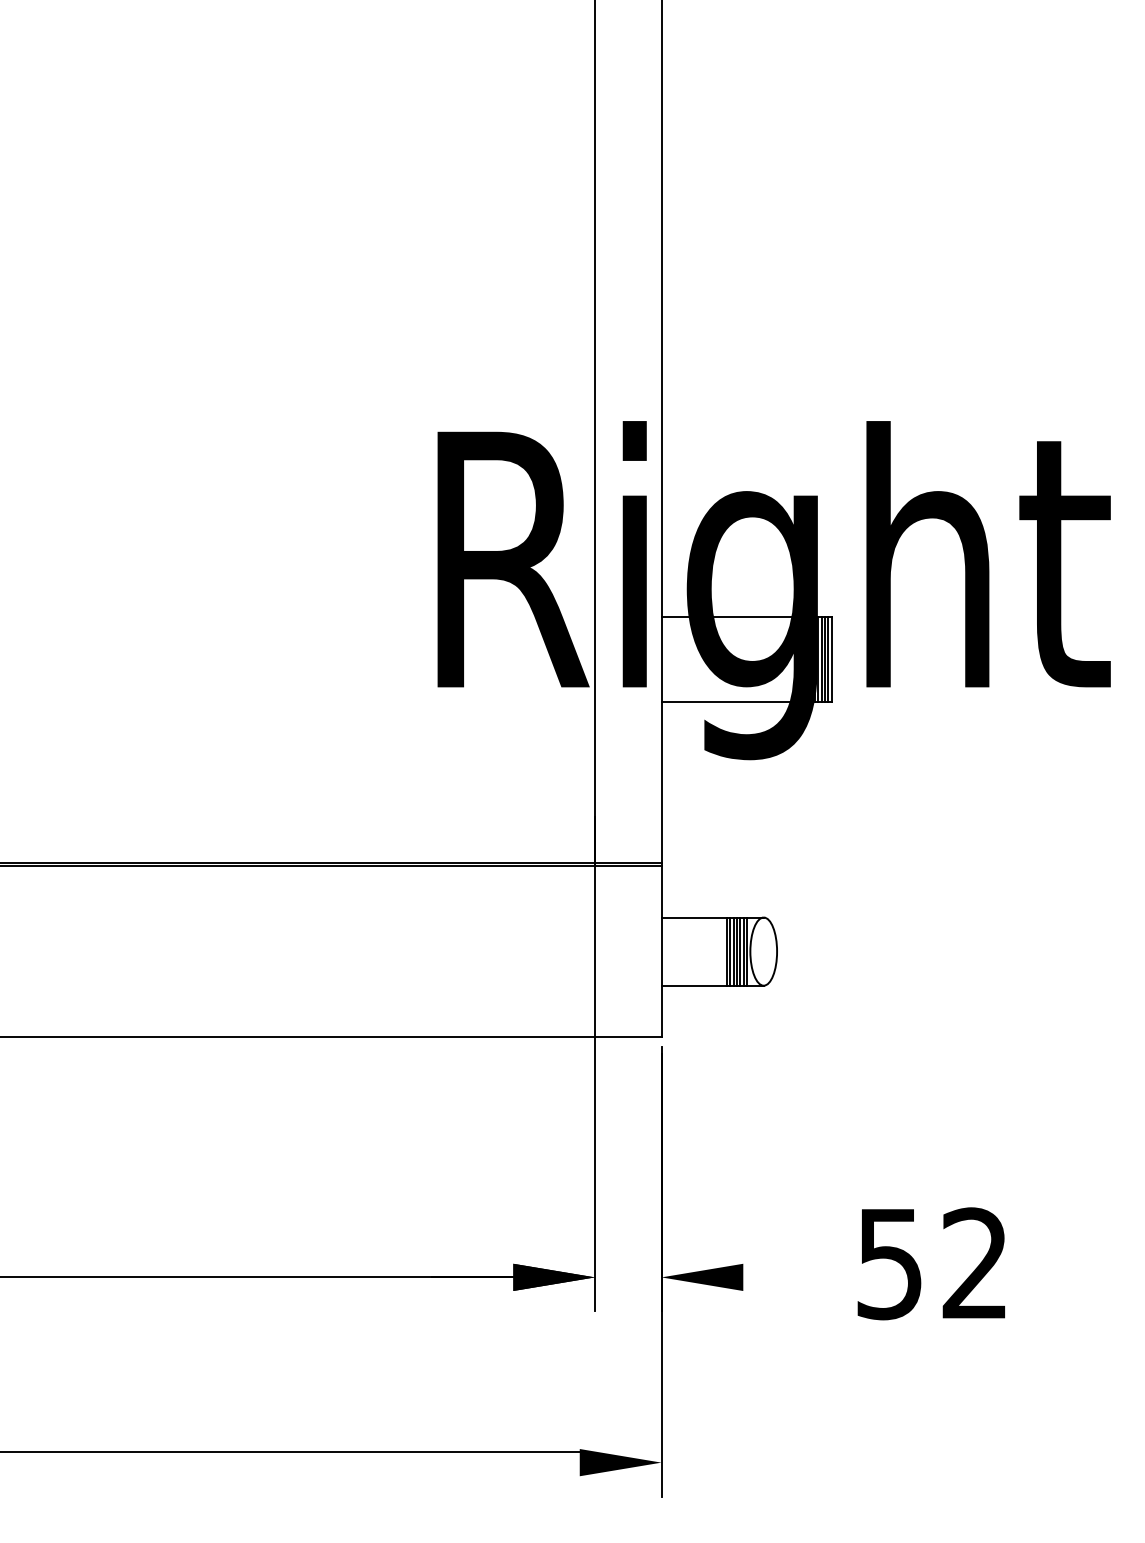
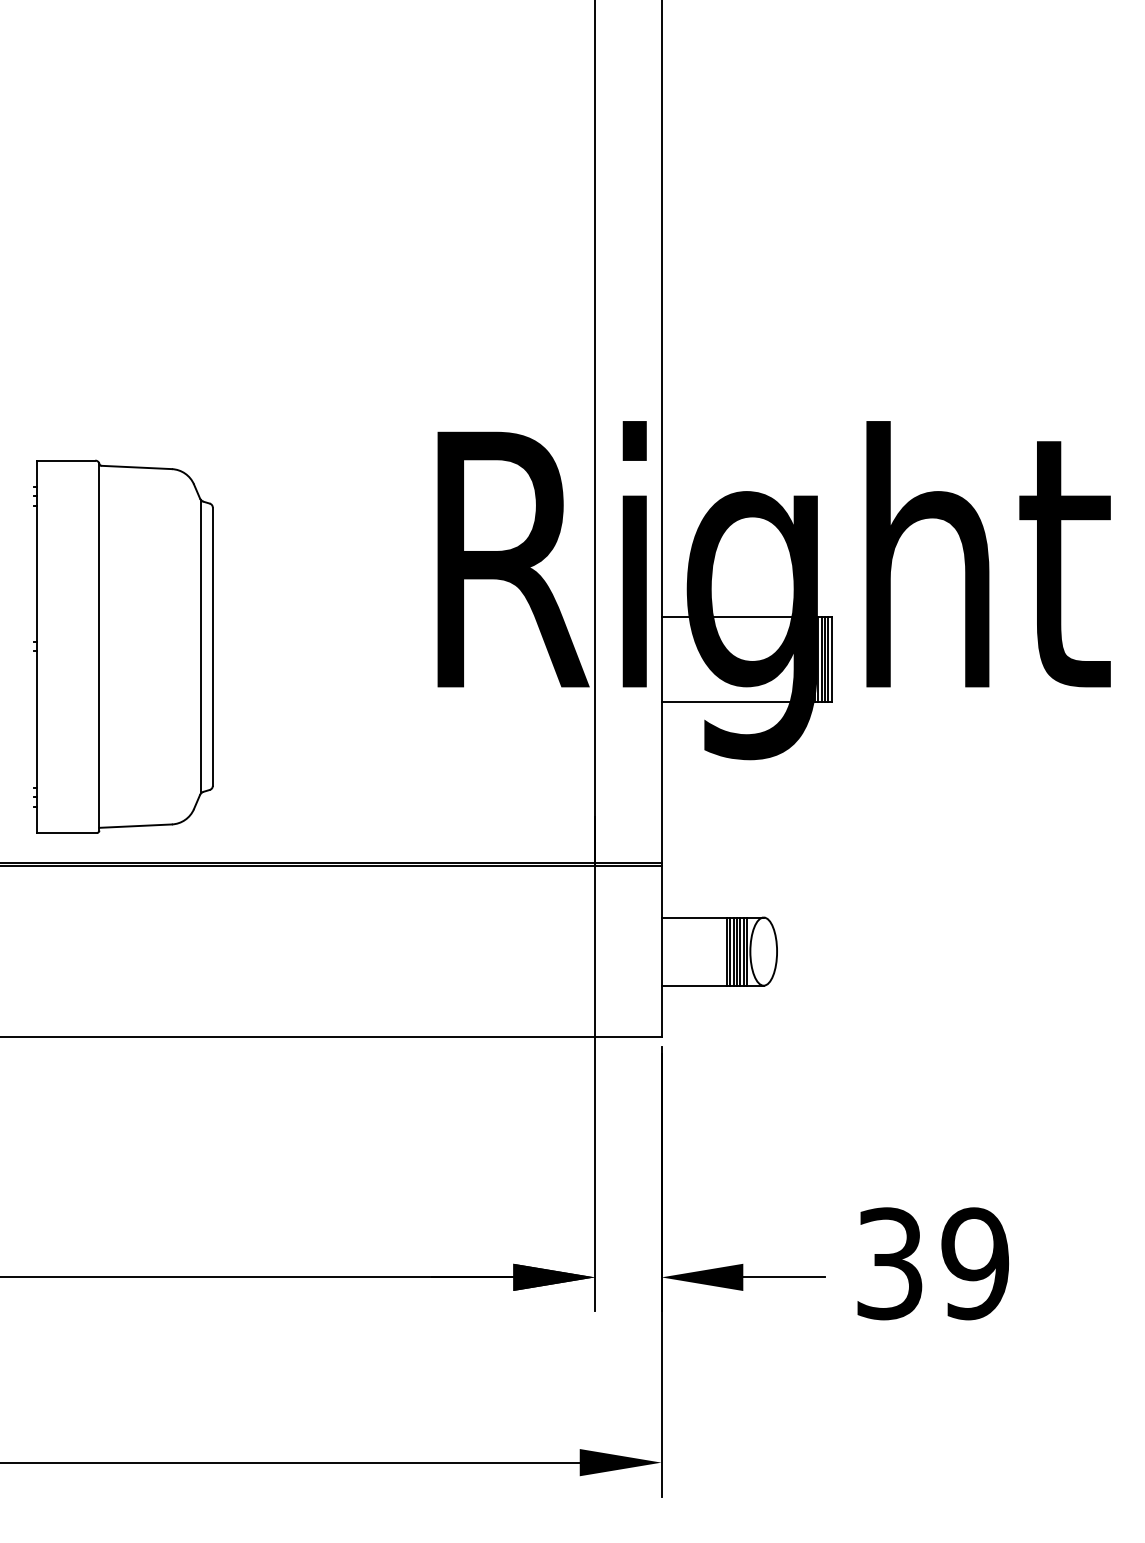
part: none -> present (123, 646)
text: 52 -> 39 (933, 1263)
line: none -> present (784, 1277)
line position: (290, 1451) -> (290, 1462) (290, 1462)
